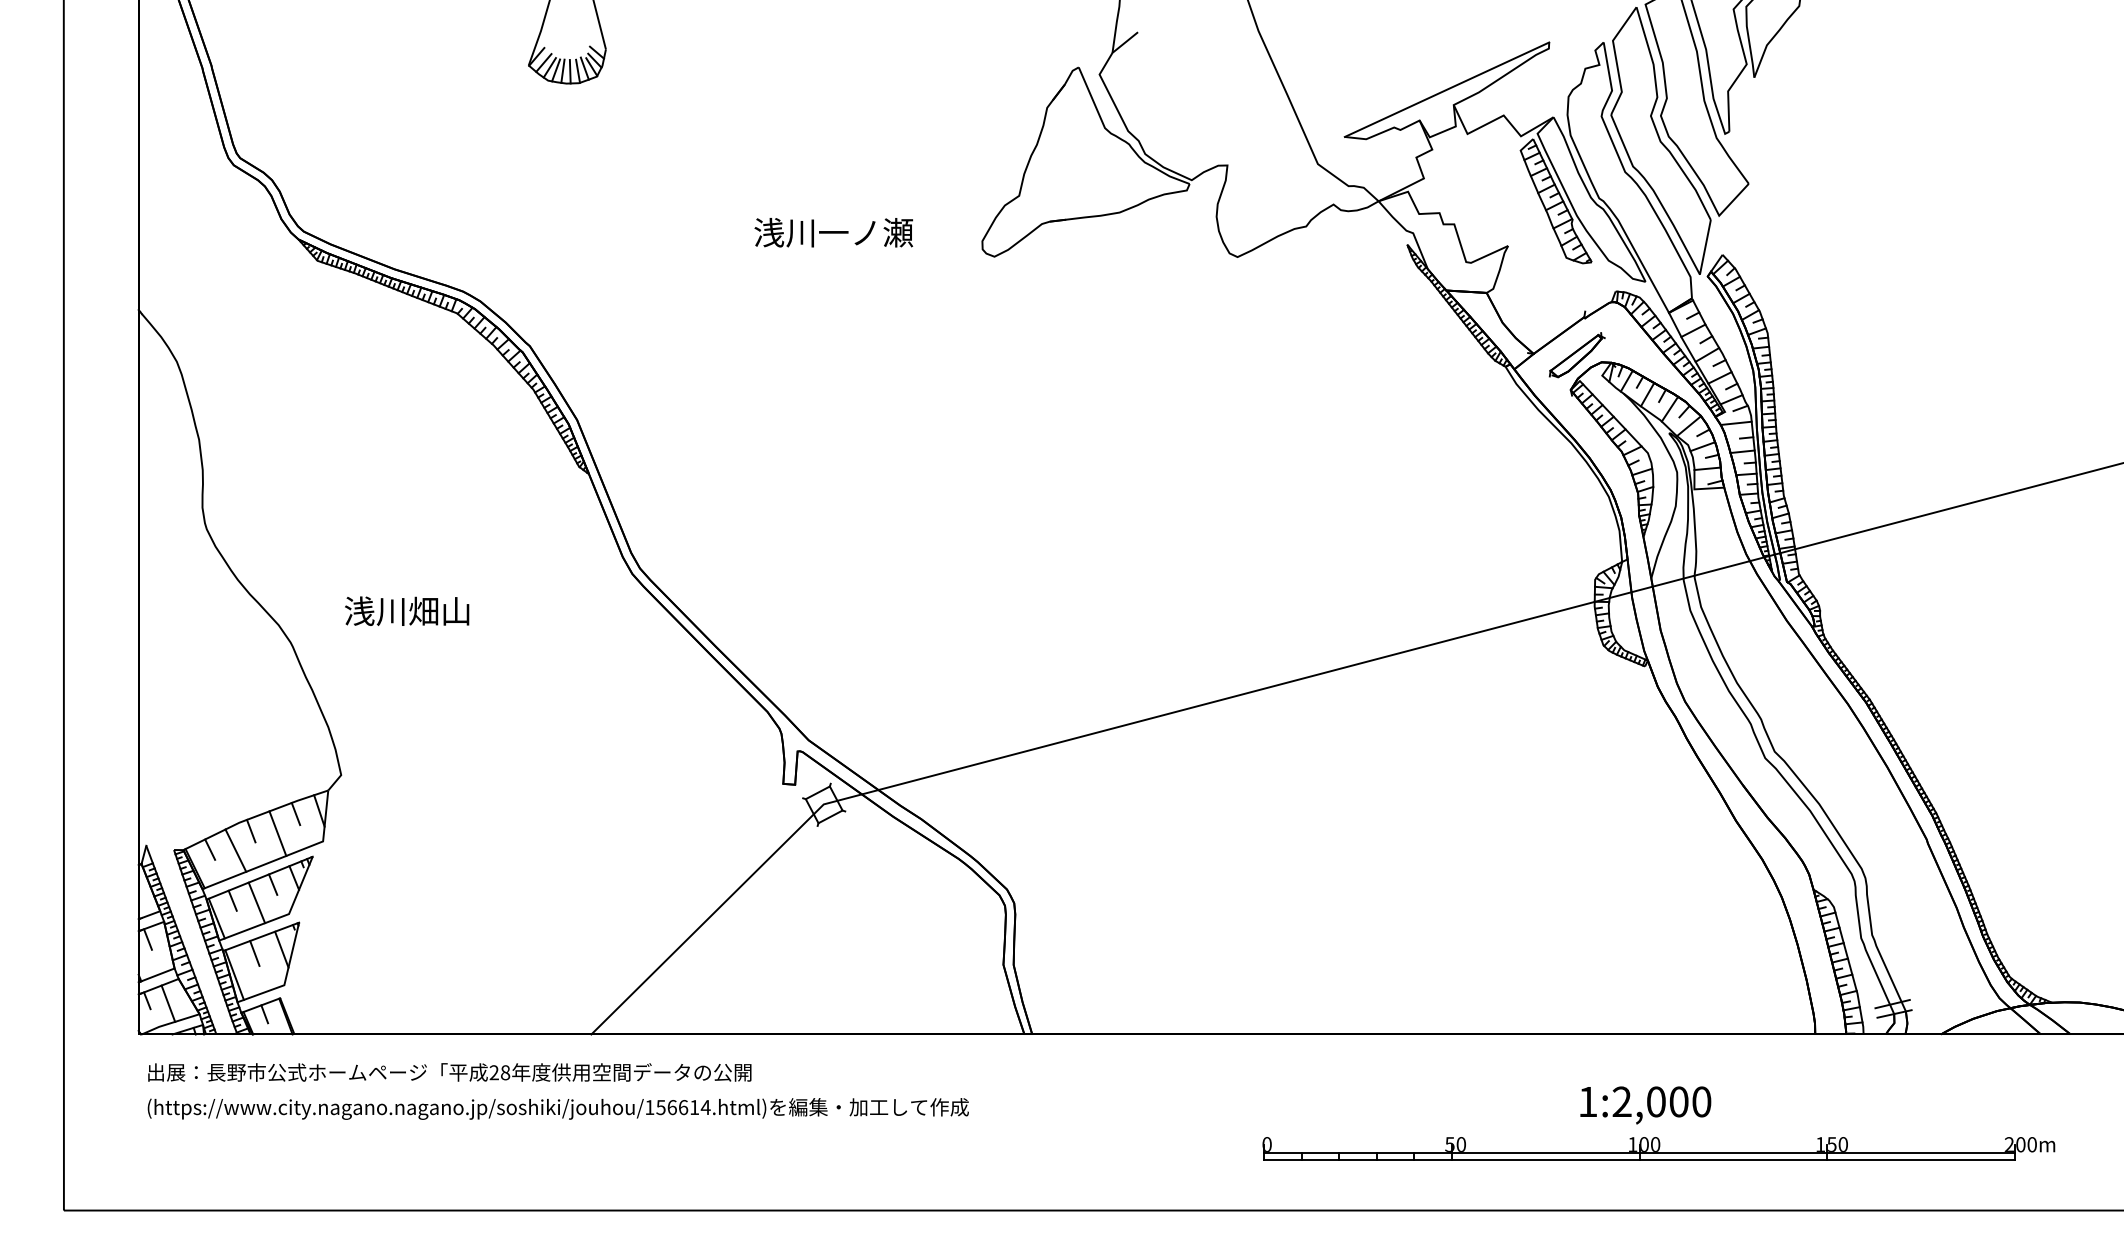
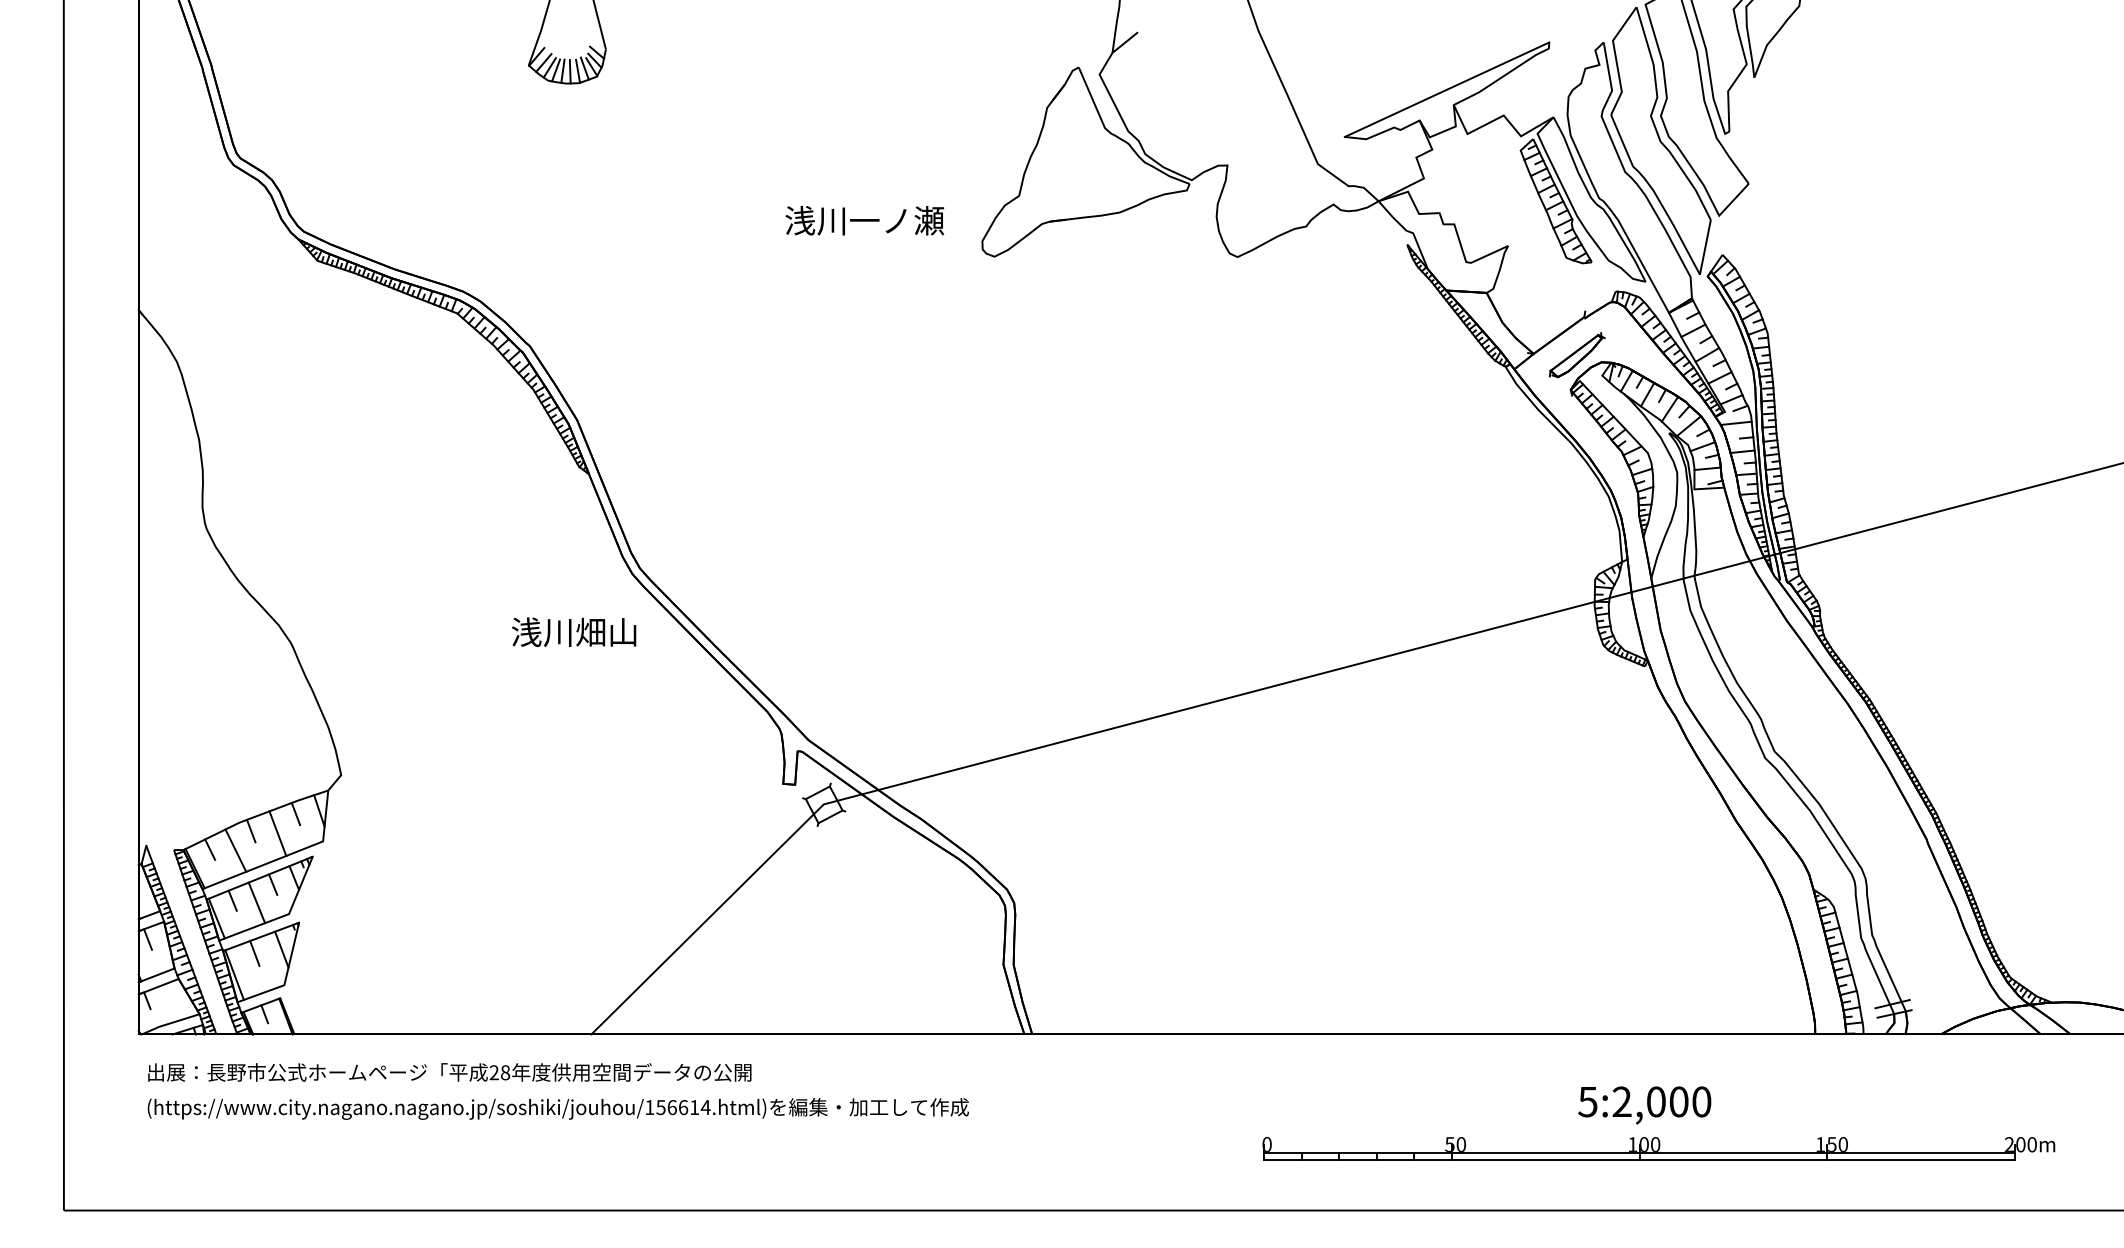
text position: (833, 232) -> (864, 220) (864, 220)
text position: (407, 610) -> (574, 631) (574, 631)
line: present -> none (168, 1003)
text: 1:2,000 -> 5:2,000 (1587, 1102)
